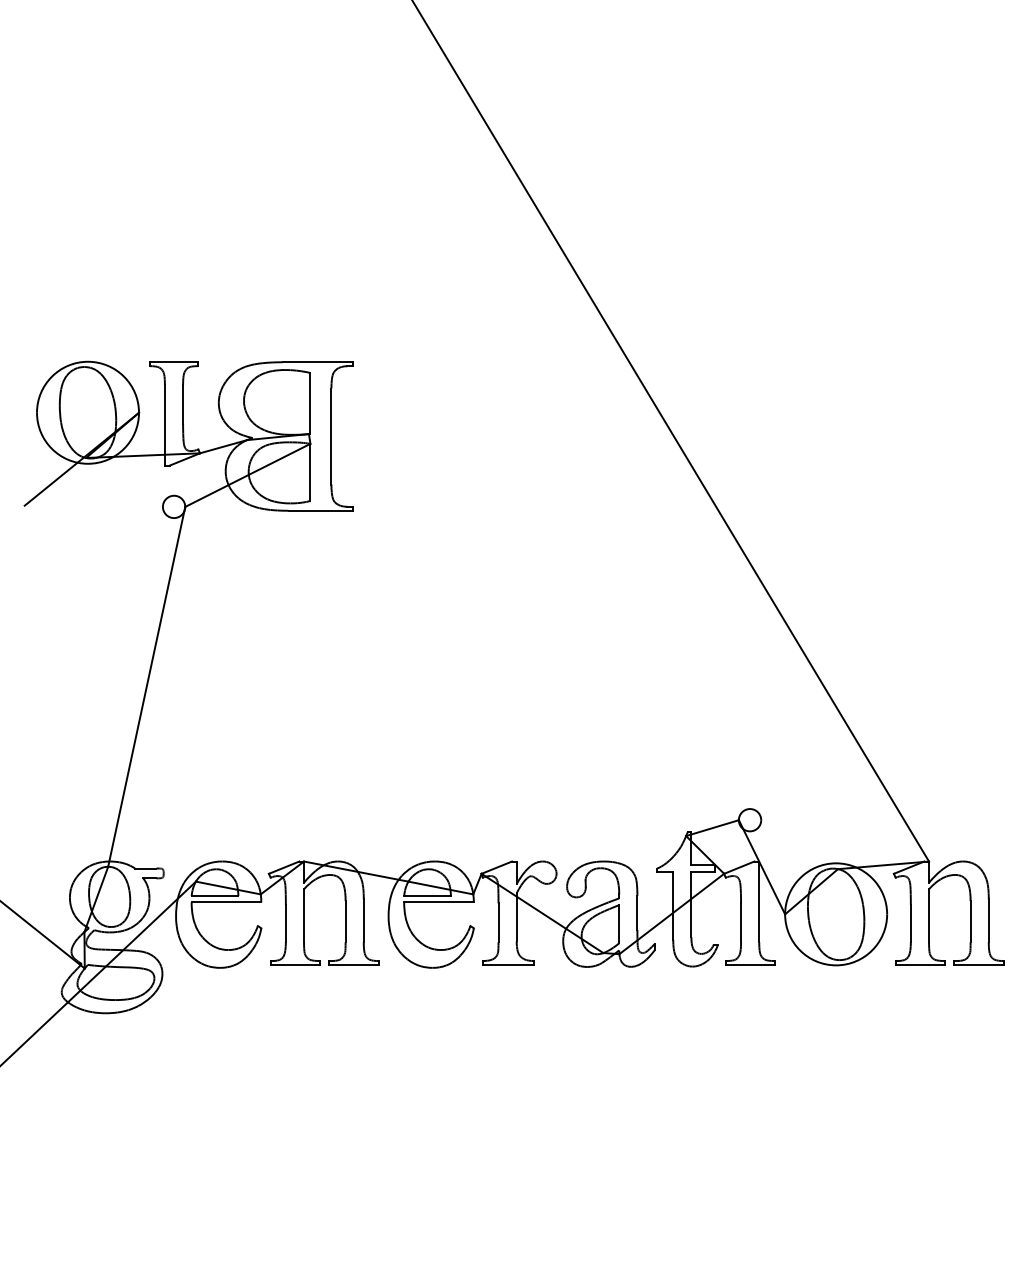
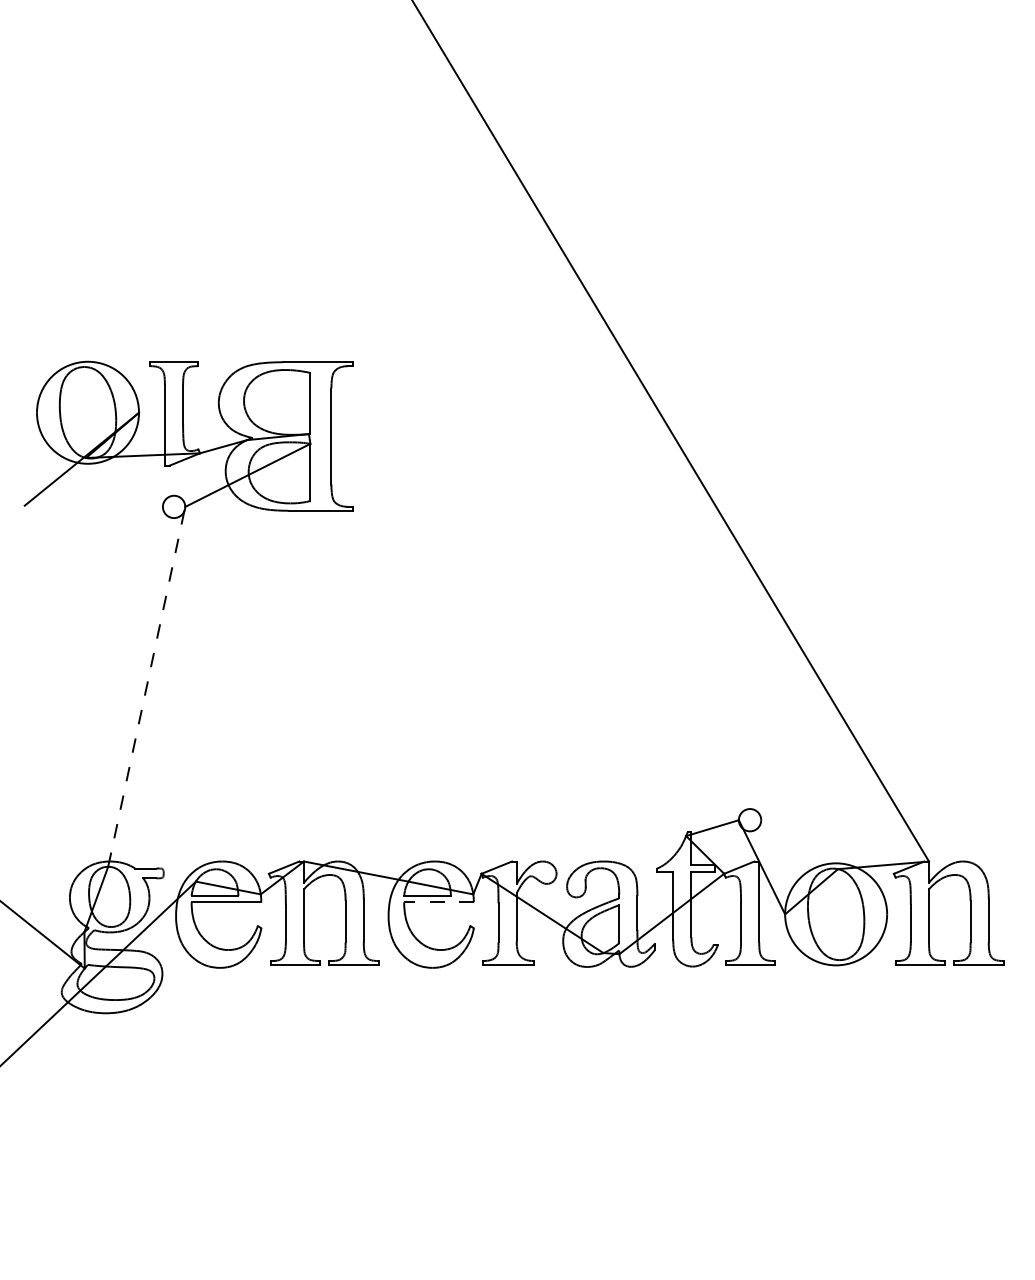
line: solid -> dashed (146, 686)
line: solid -> dashed (439, 902)
